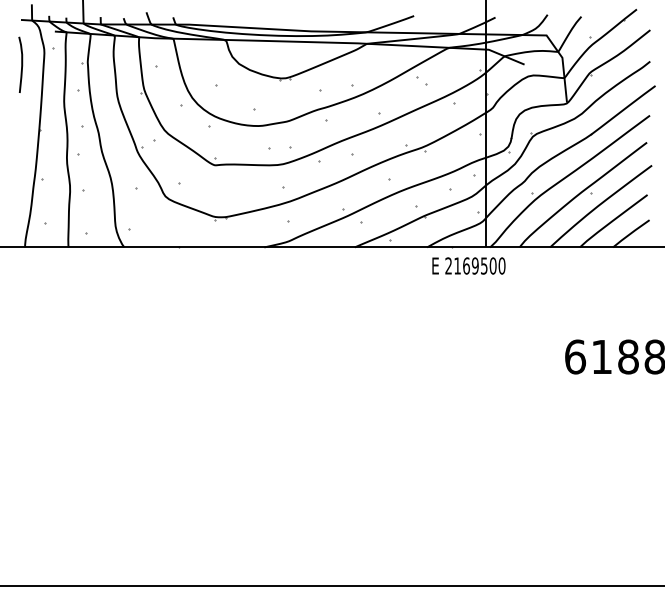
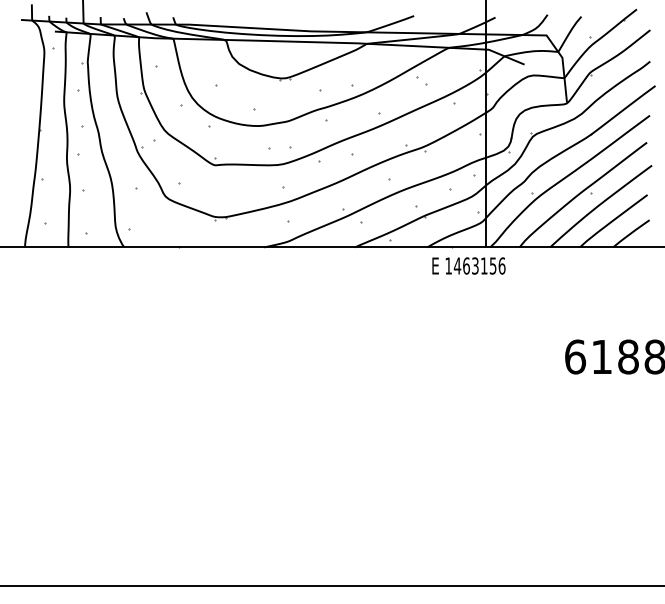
curve: present -> none (21, 64)
text: 2169500 -> 1463156 (475, 265)
